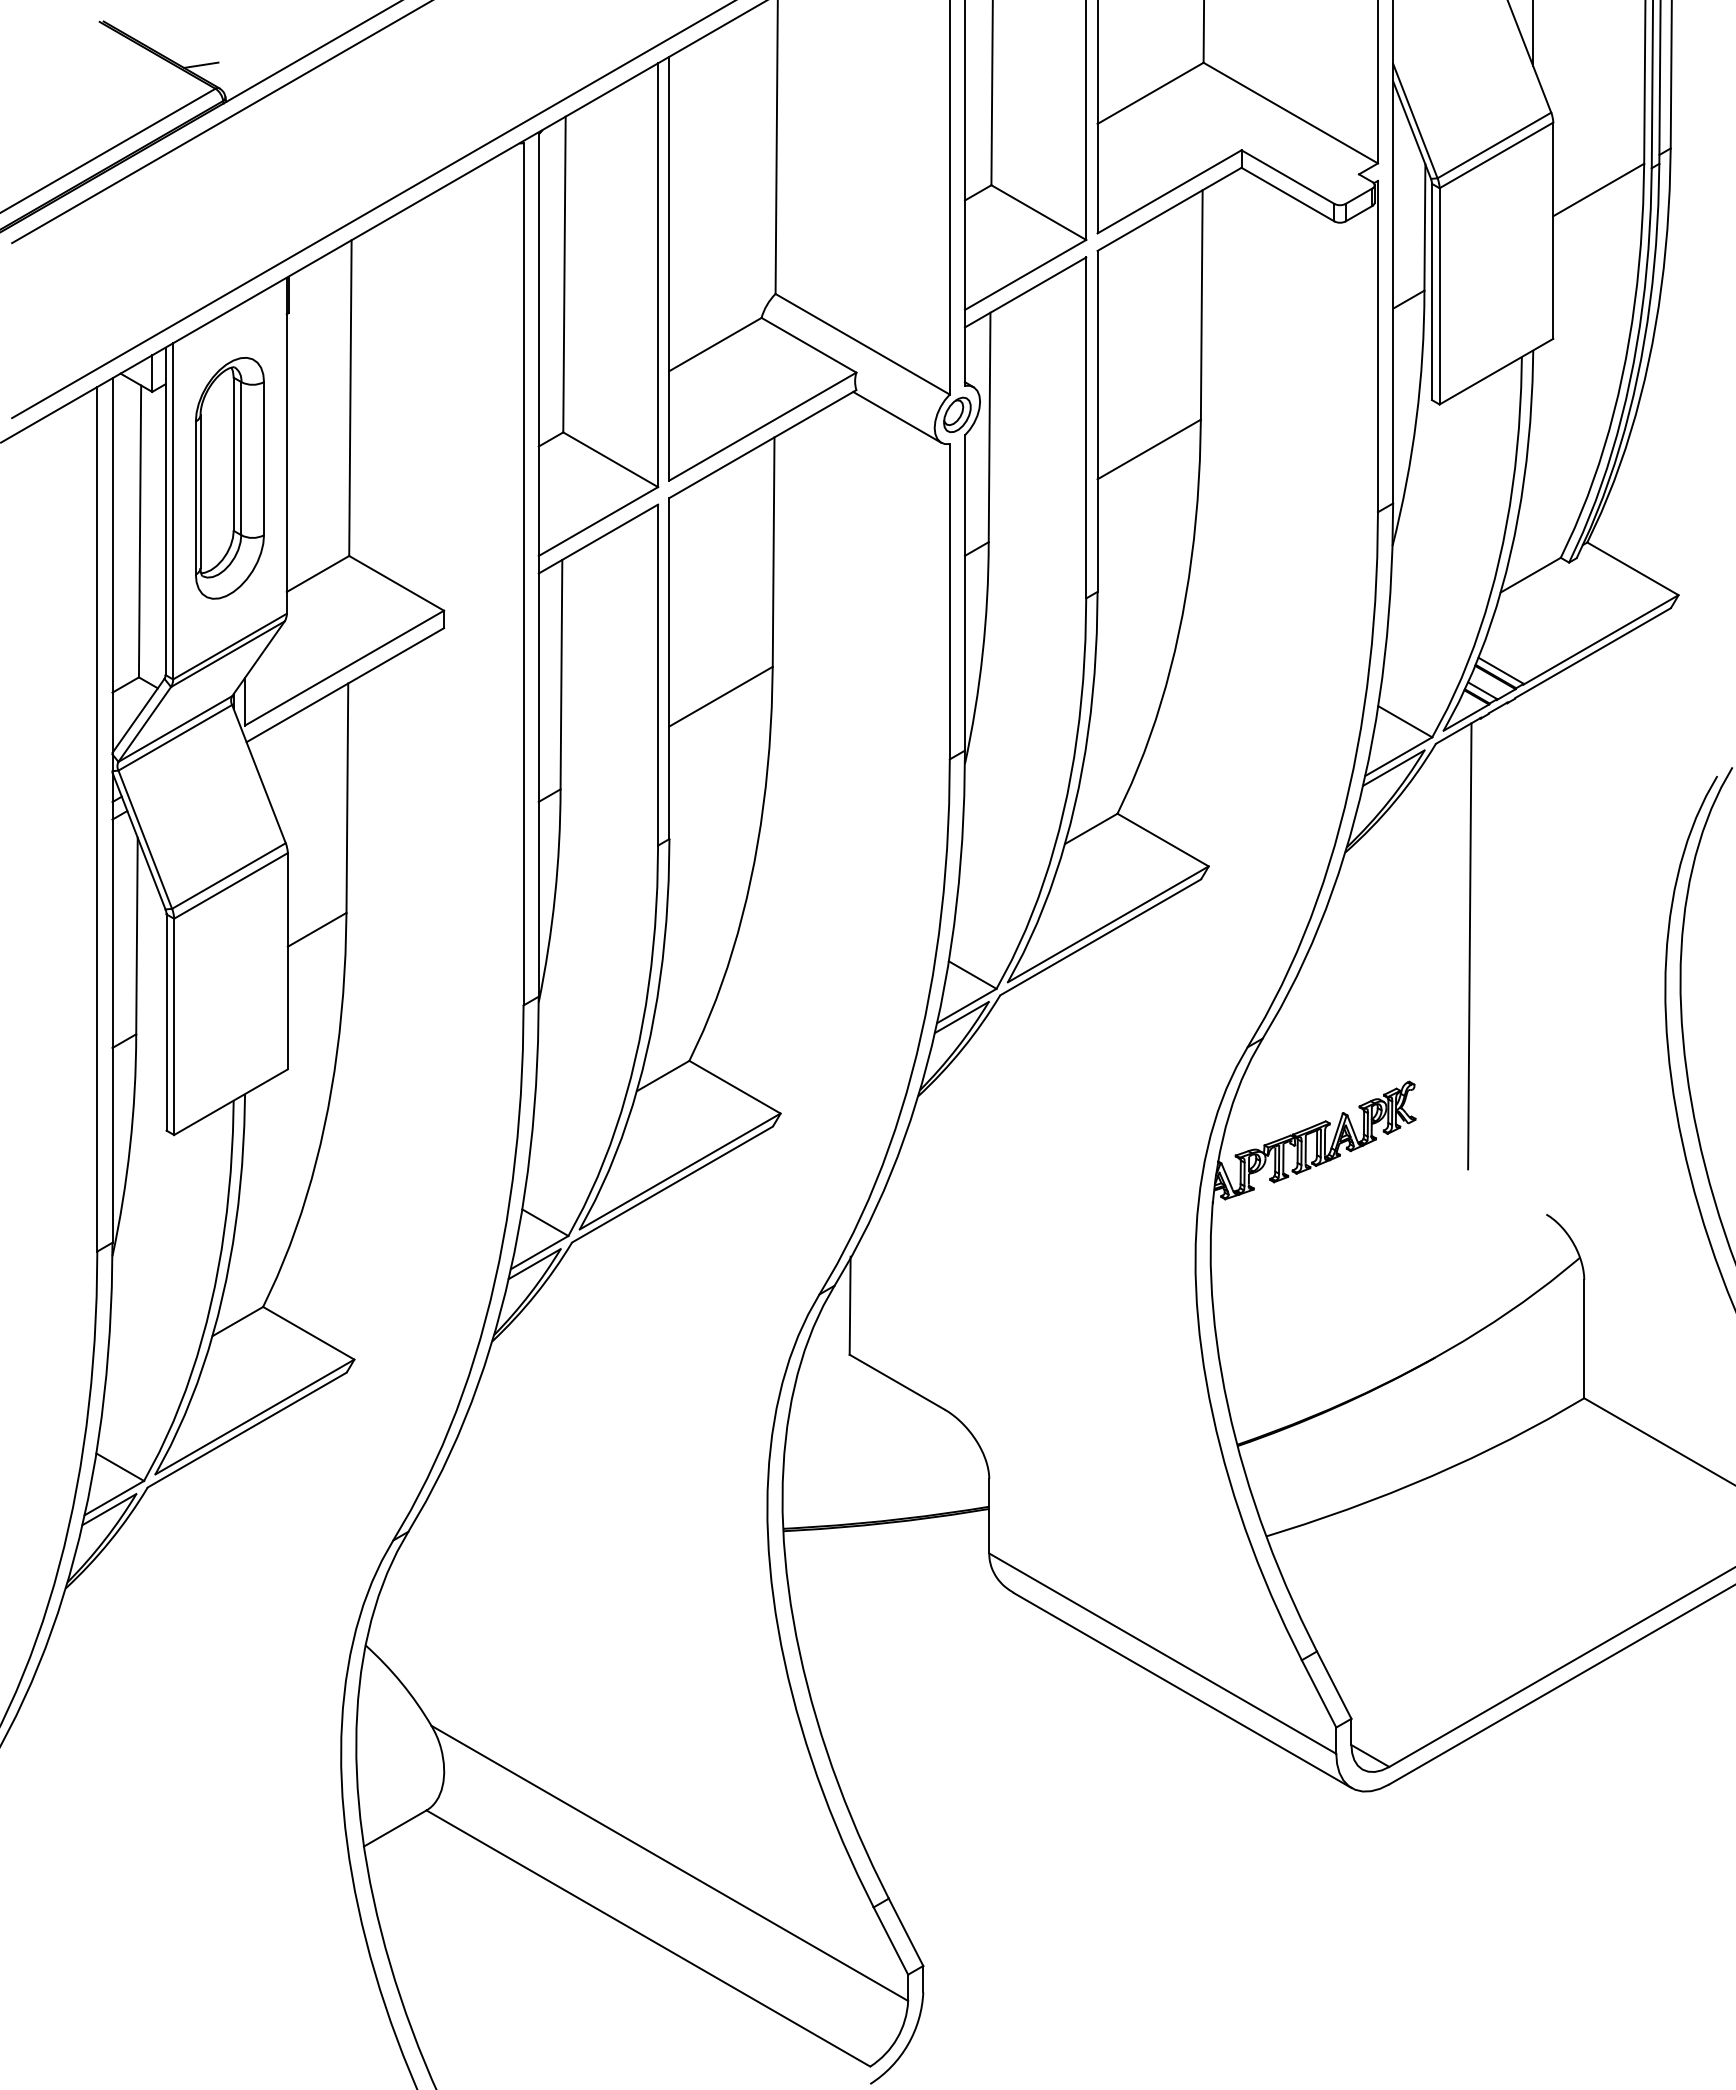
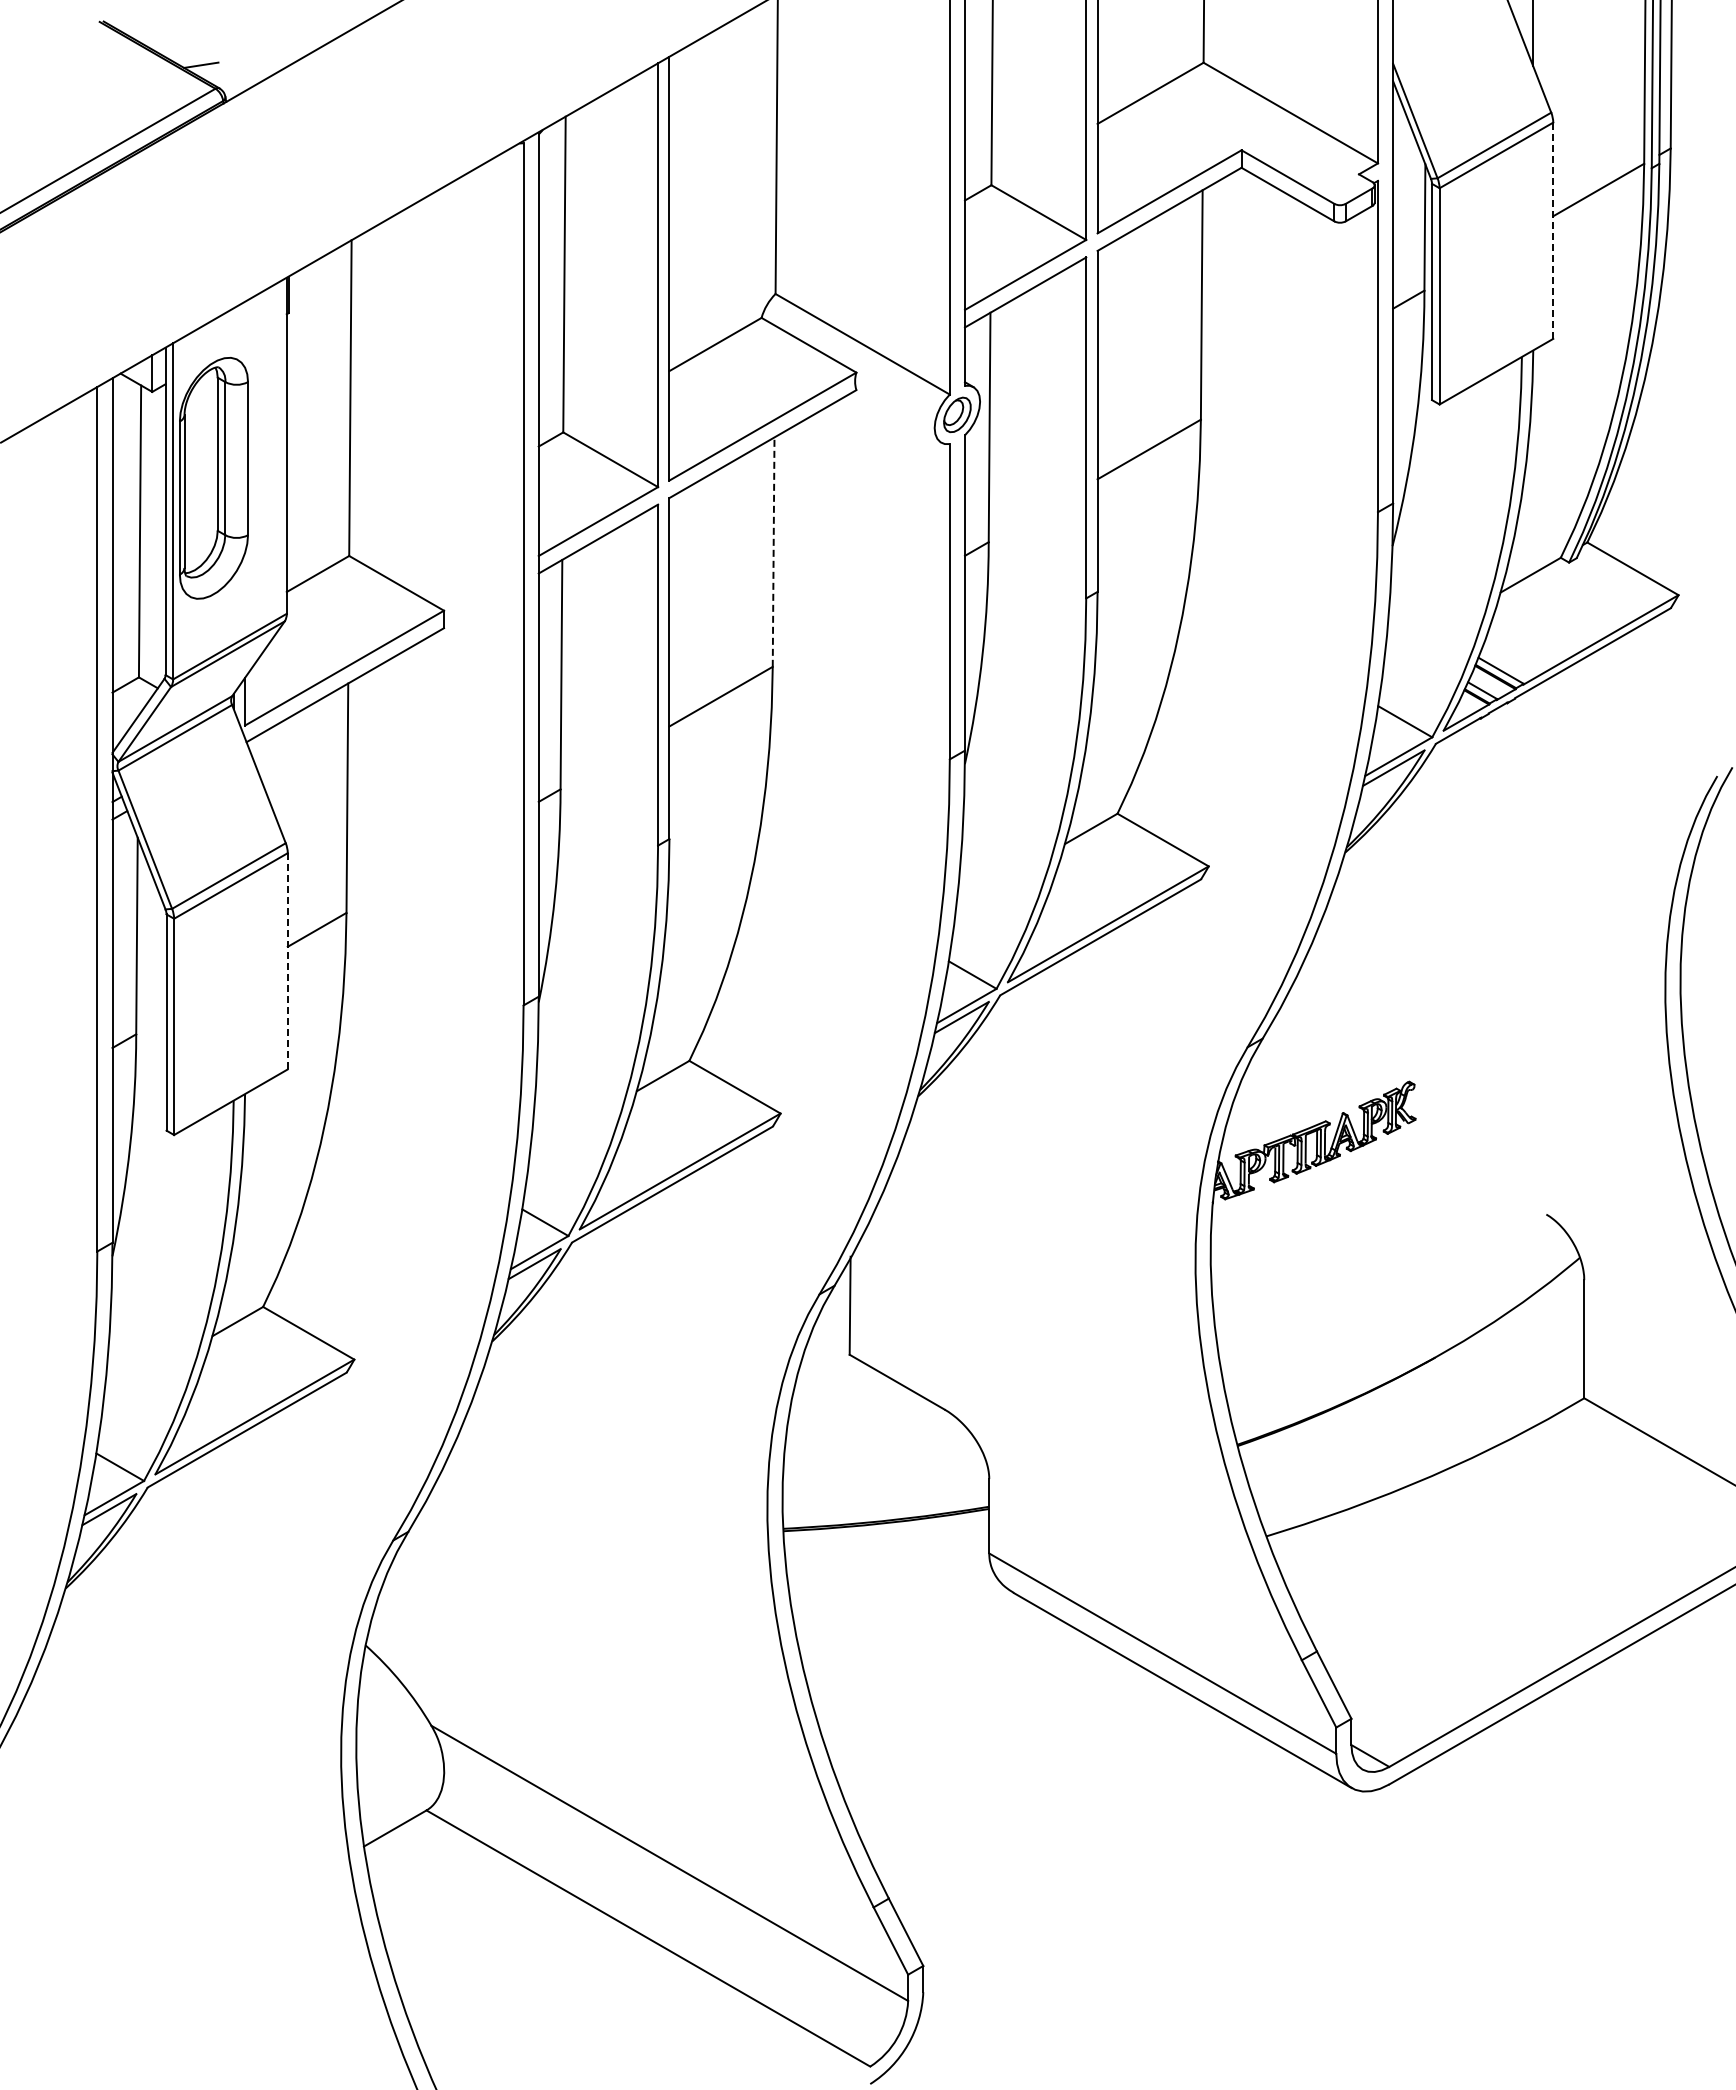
line: present -> none (220, 122)
line: present -> none (372, 210)
line: solid -> dashed (1553, 230)
line: present -> none (897, 416)
part position: (229, 478) -> (213, 478) (213, 478)
line: solid -> dashed (773, 552)
line: present -> none (1469, 946)
line: solid -> dashed (287, 960)
